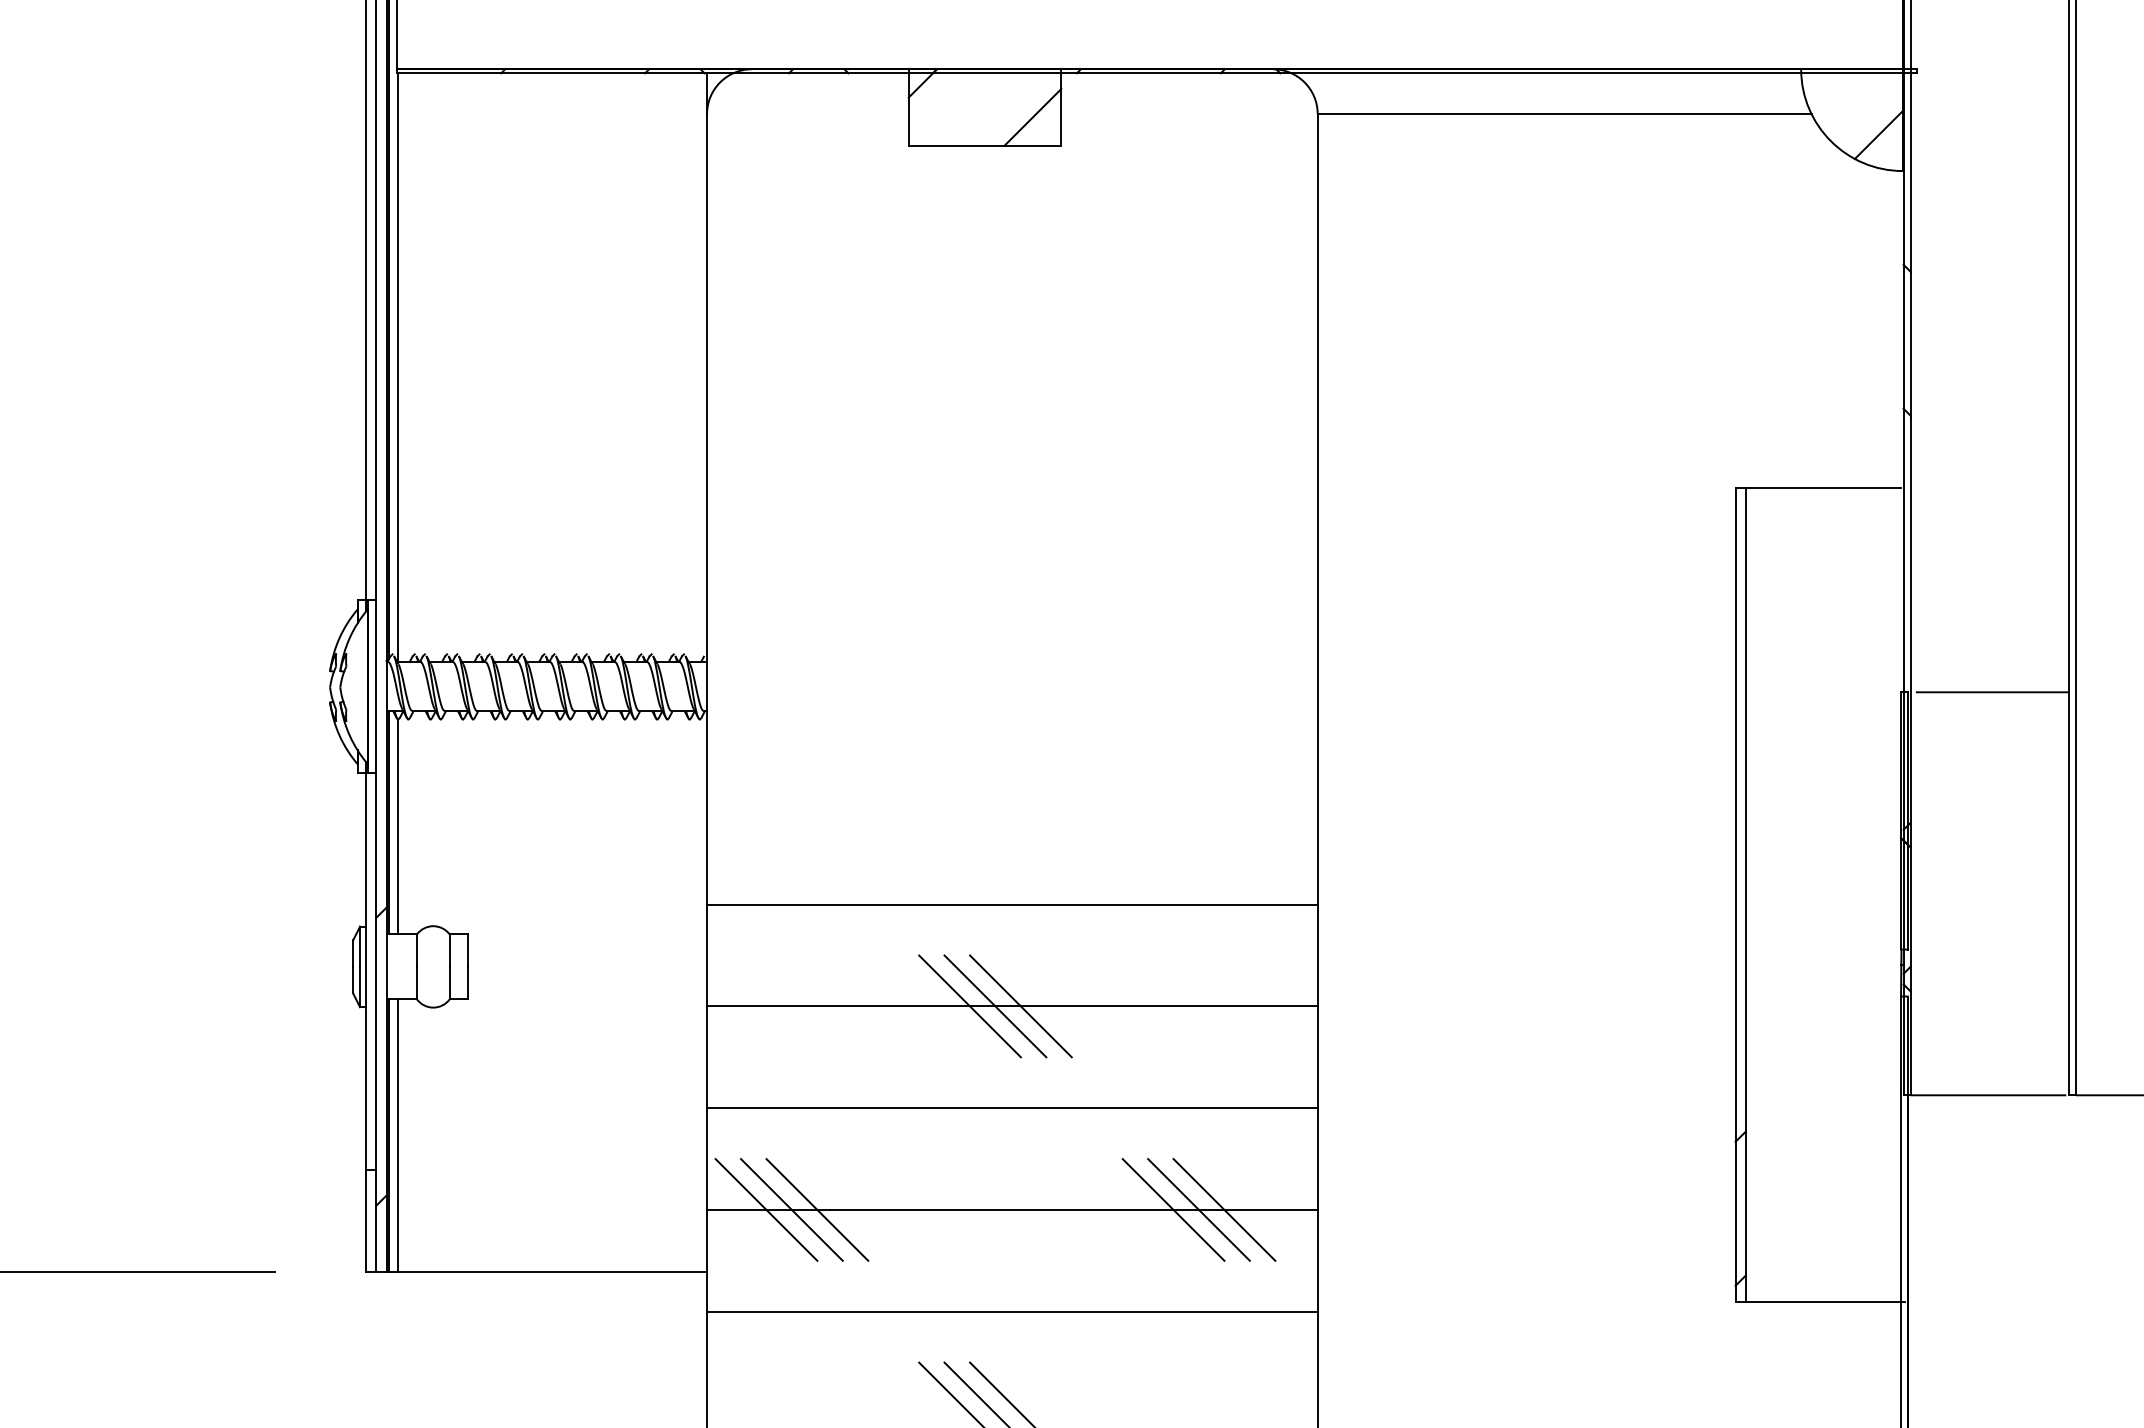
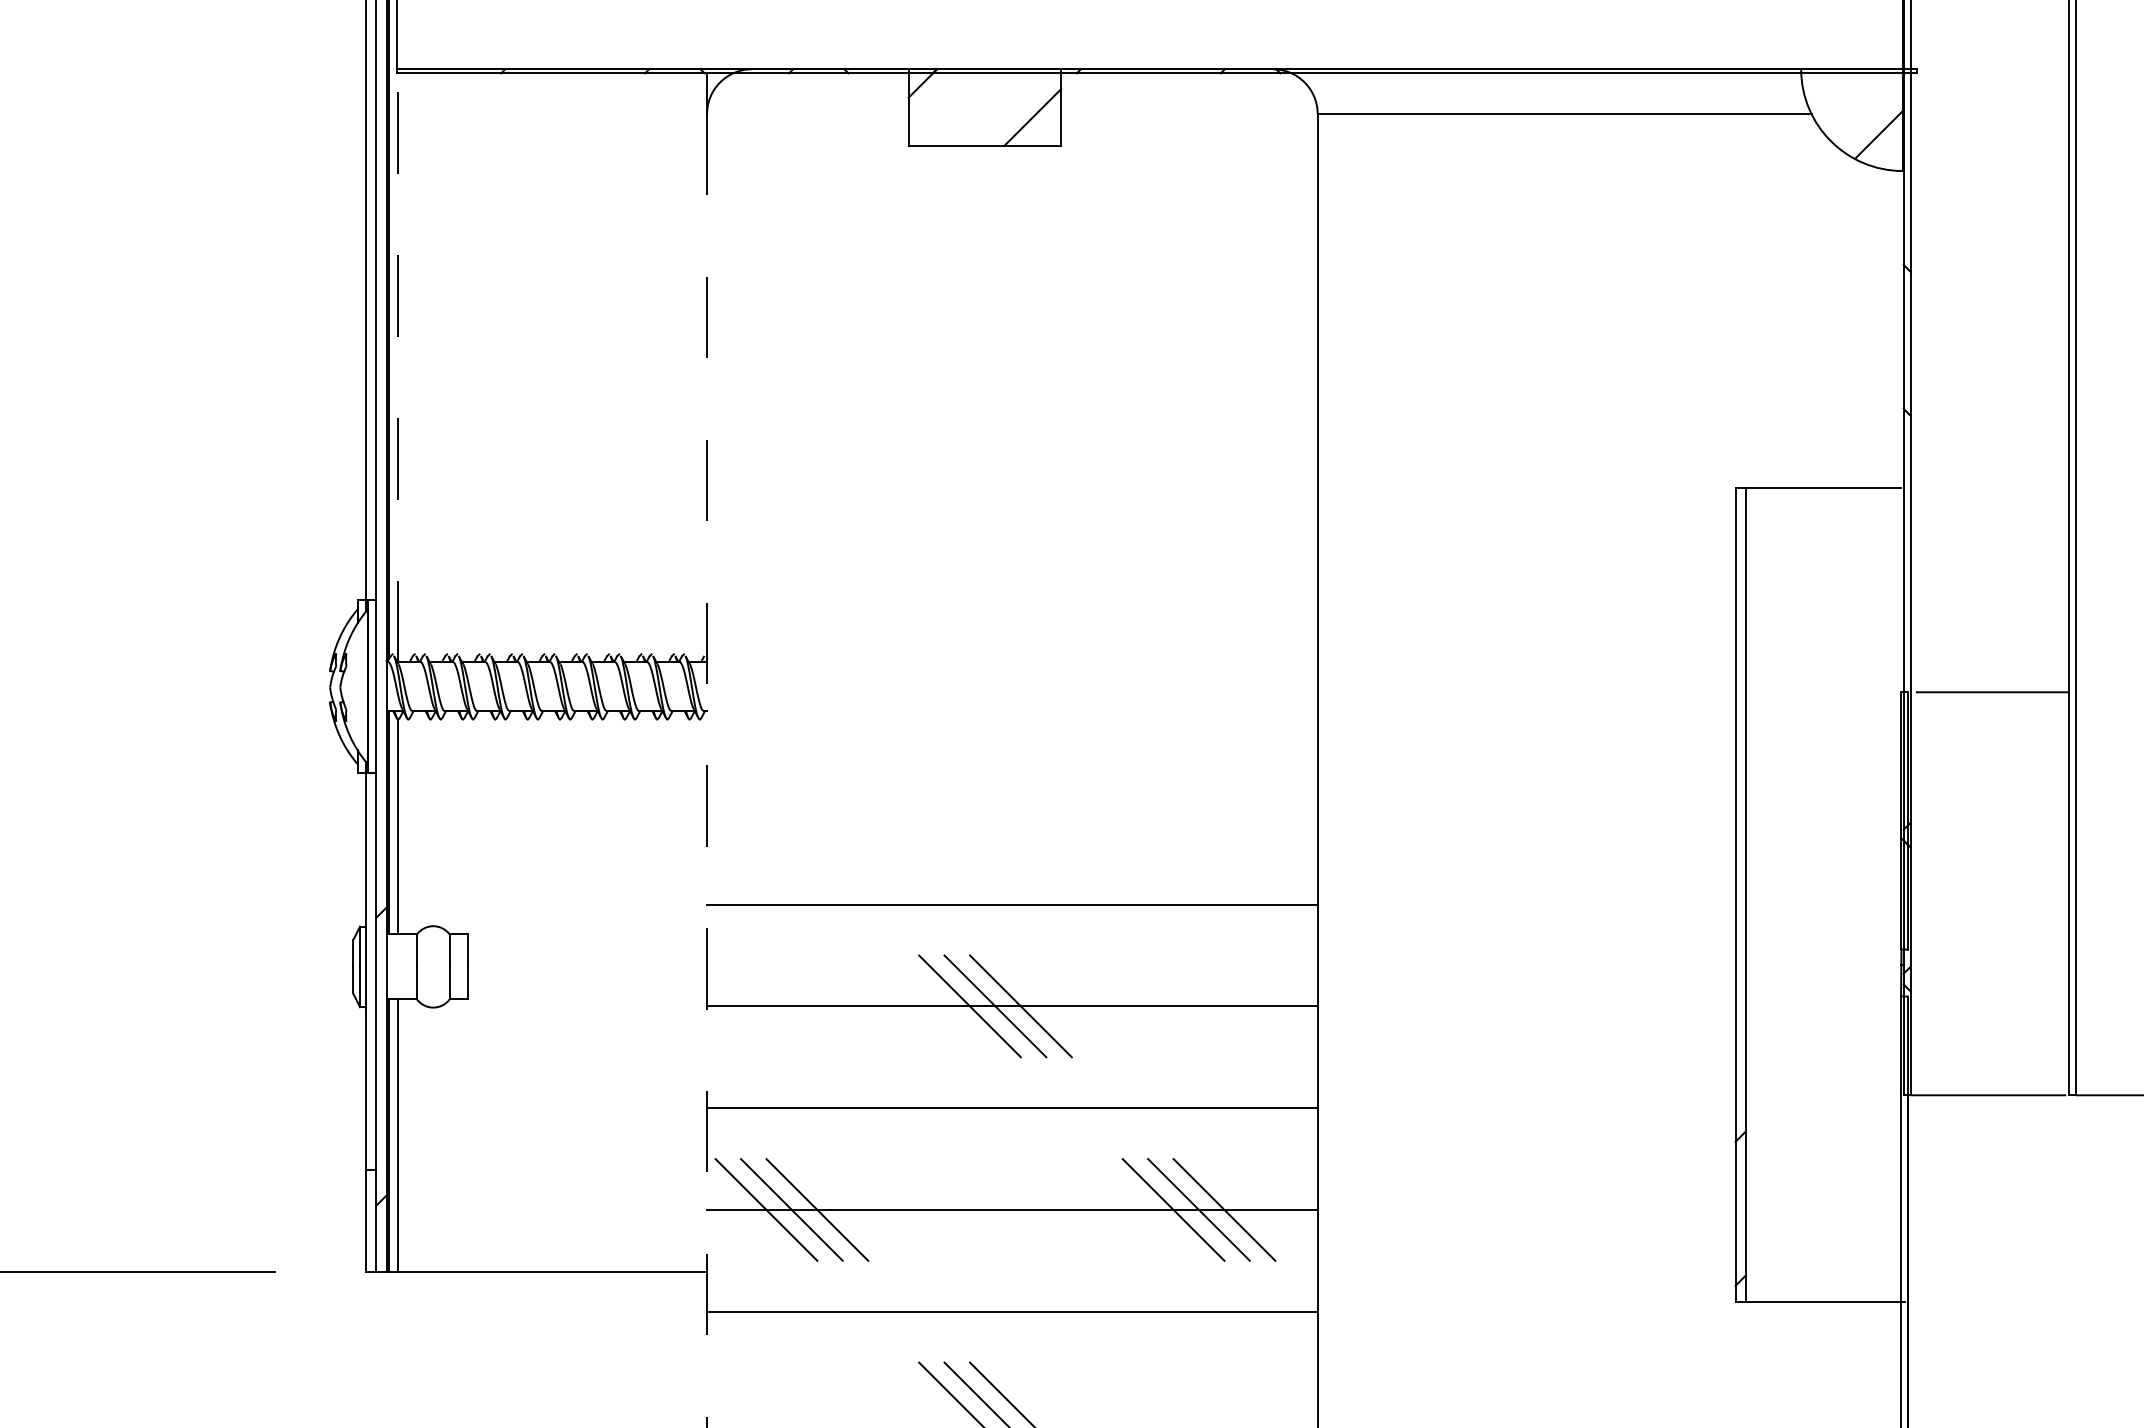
line: solid -> dashed (398, 367)
line: solid -> dashed (707, 771)
